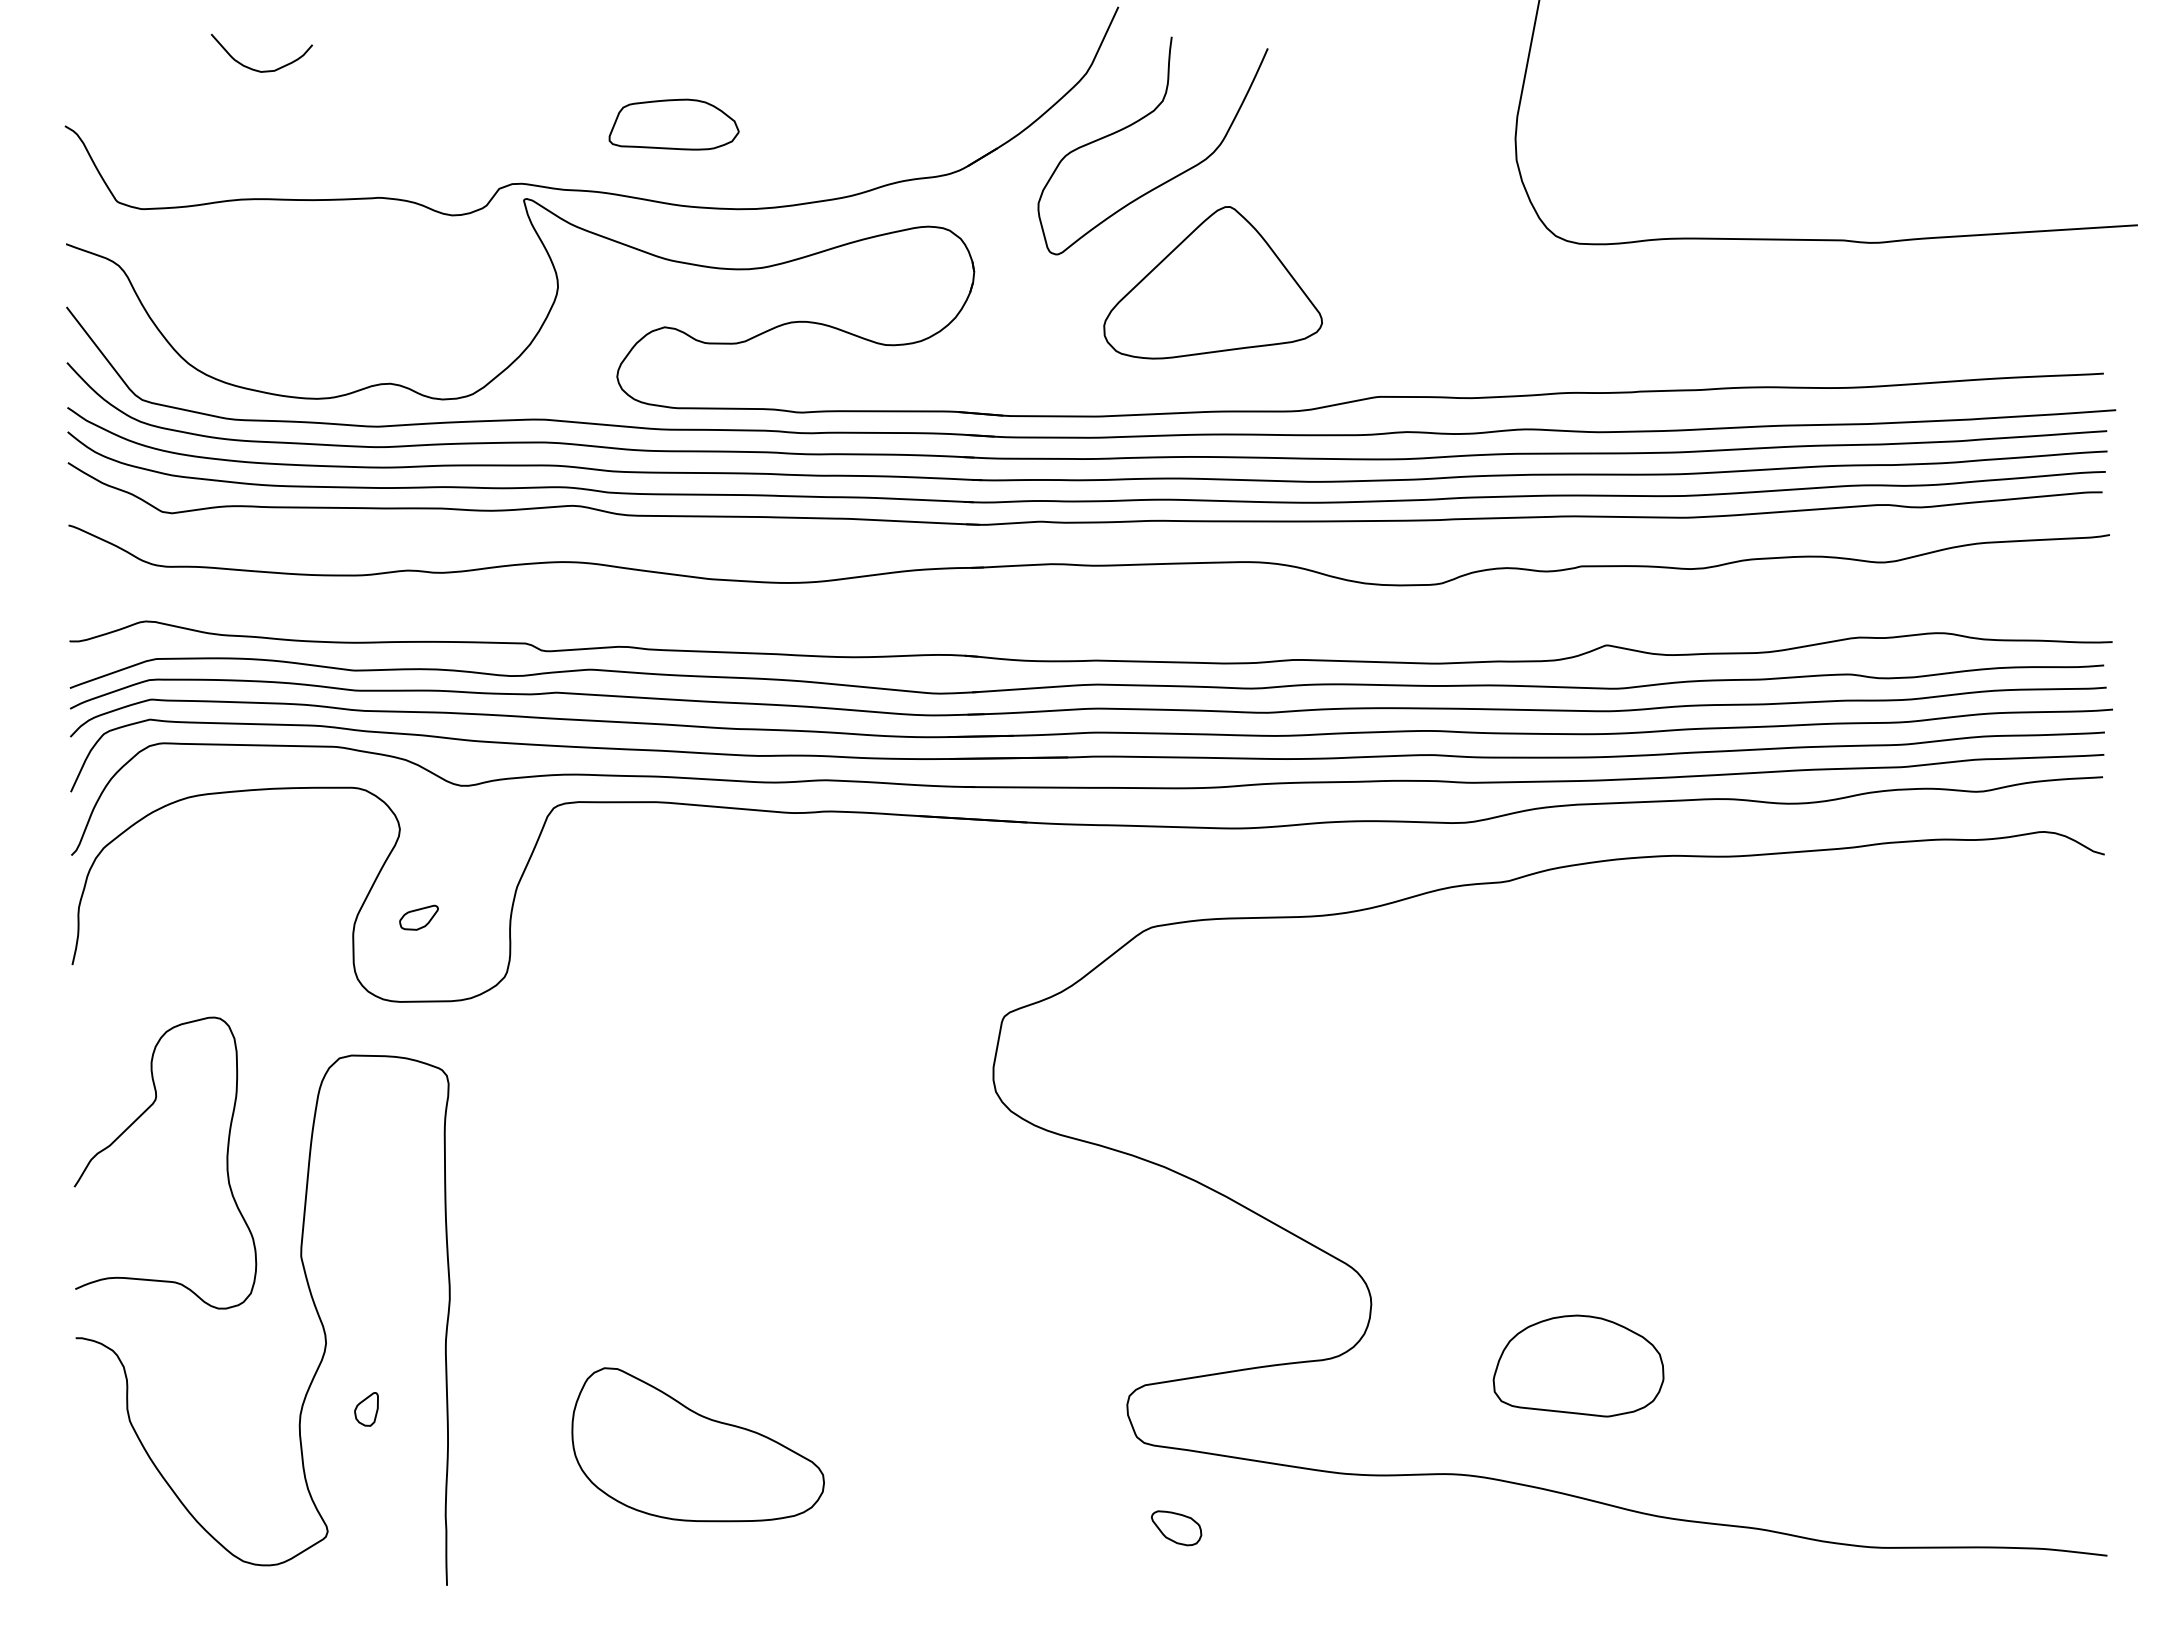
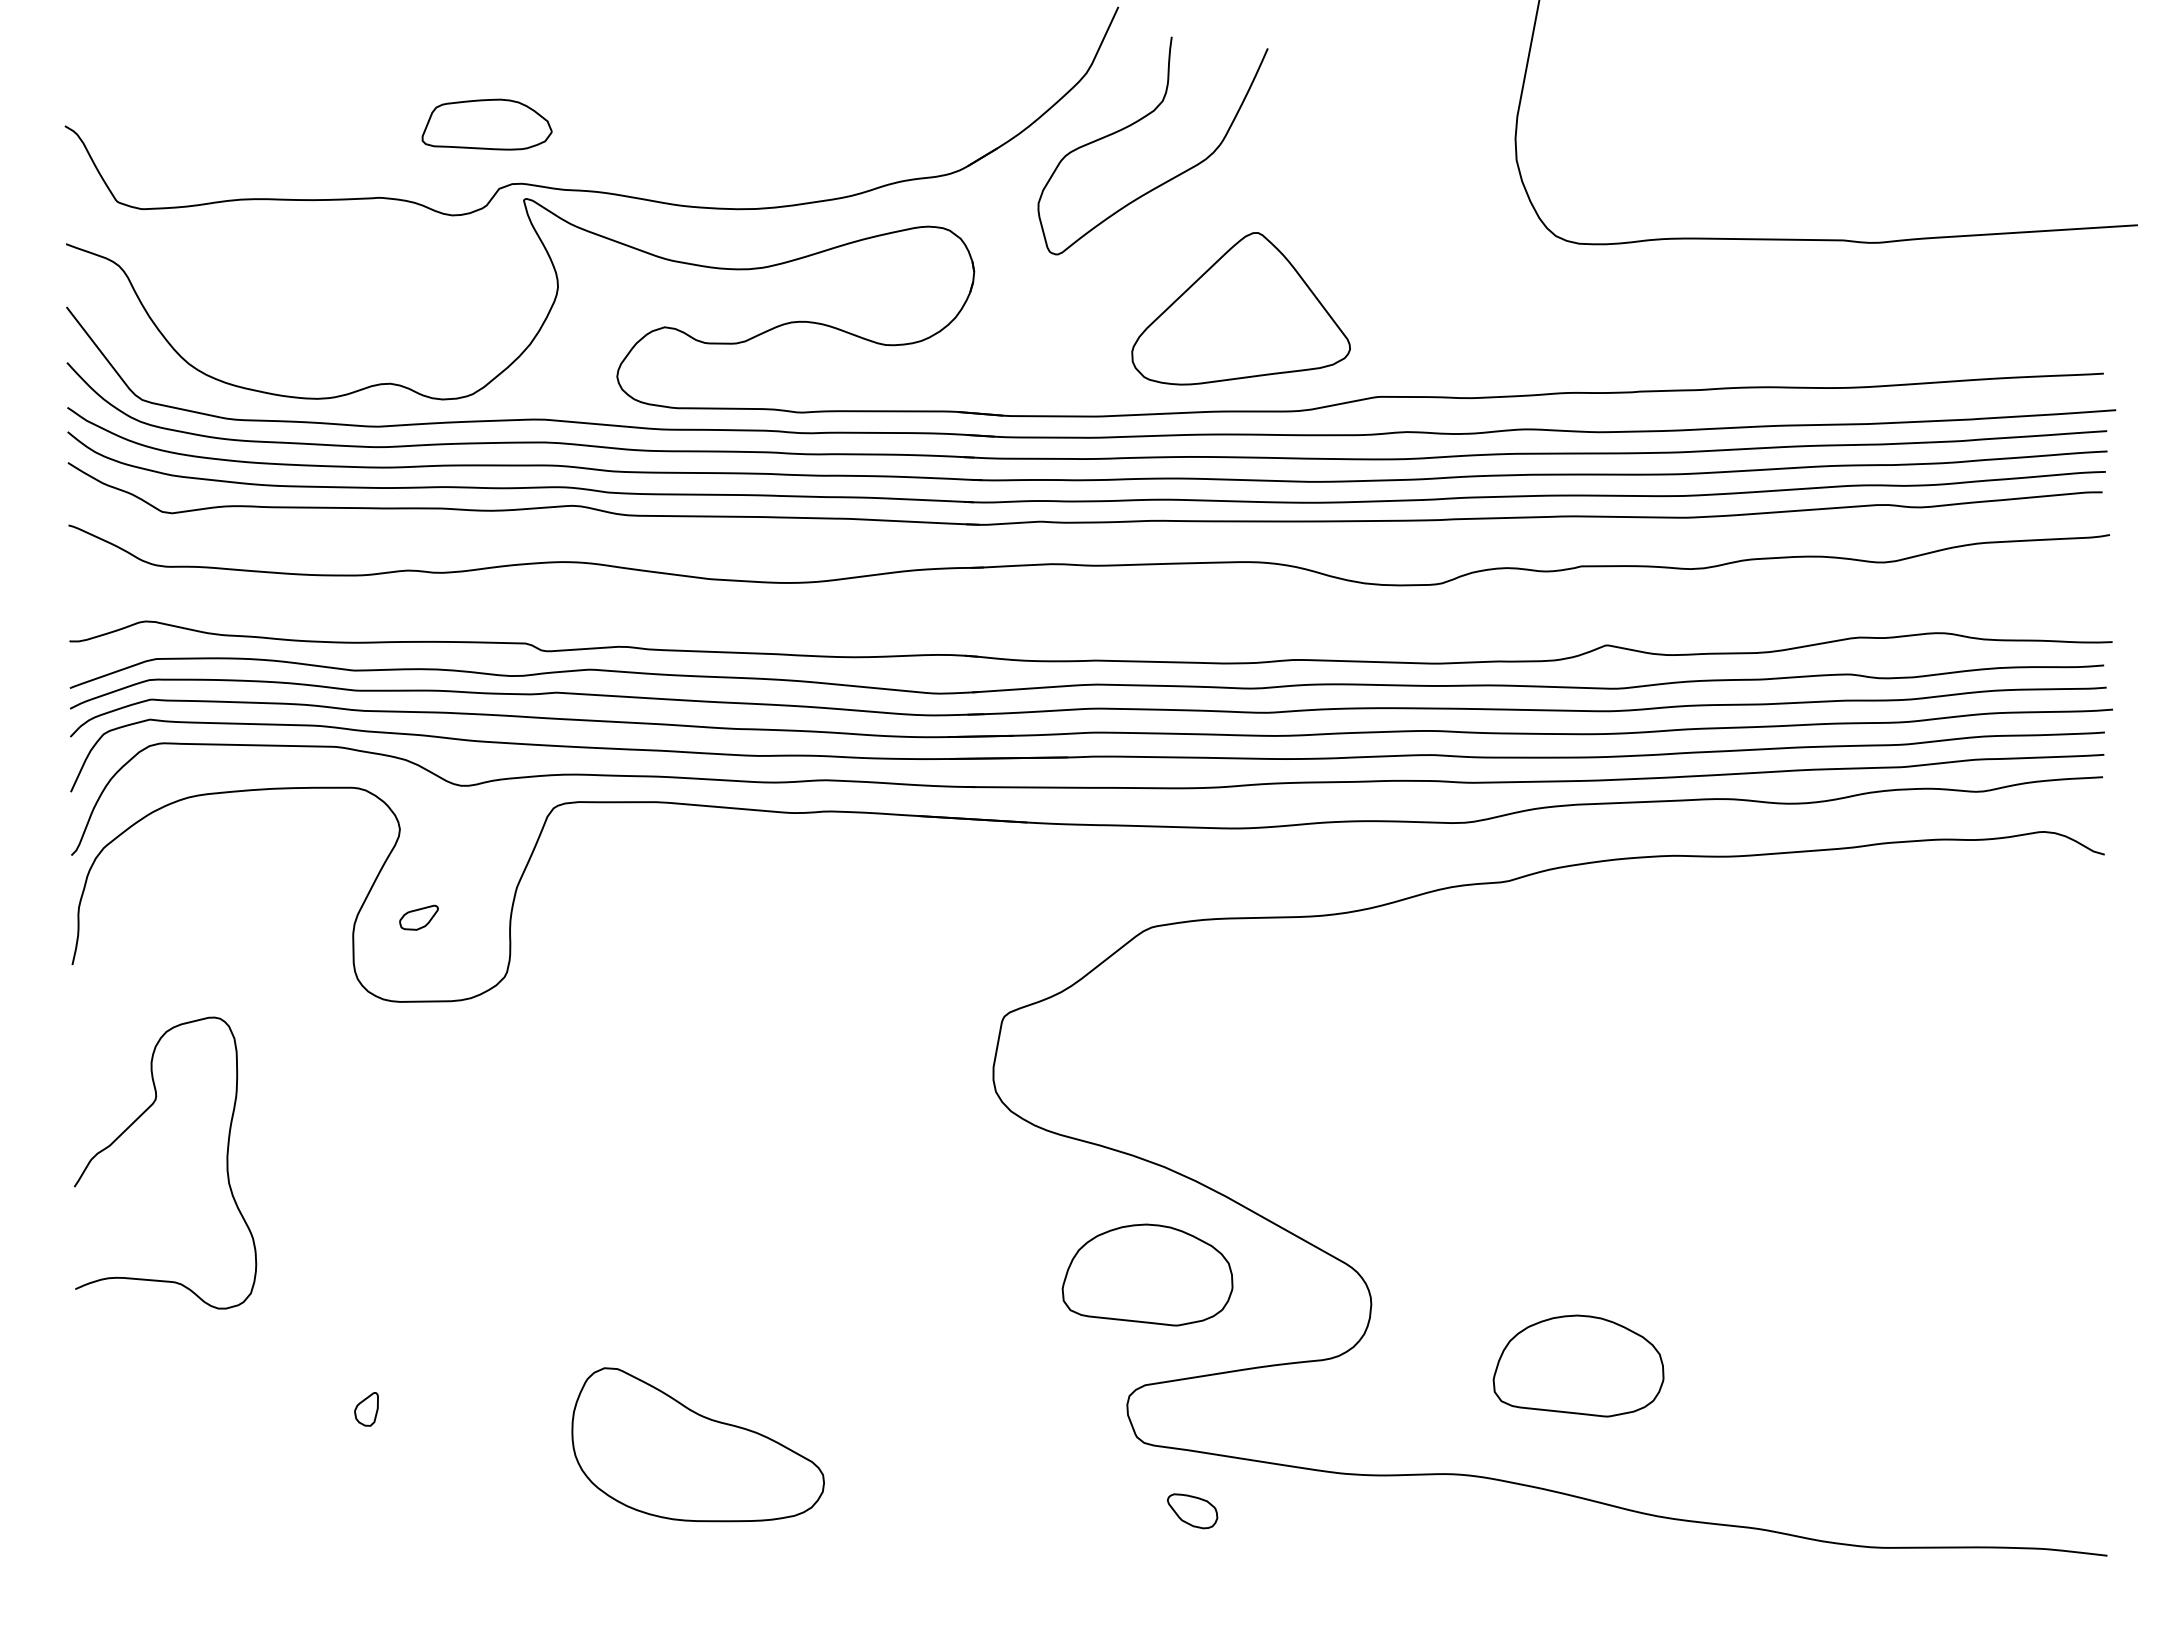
curve: present -> none (256, 69)
part position: (673, 124) -> (486, 124) (486, 124)
part position: (1212, 282) -> (1240, 308) (1240, 308)
part: none -> present (1147, 1274)
curve: present -> none (312, 1302)
part position: (1176, 1528) -> (1192, 1511) (1192, 1511)
